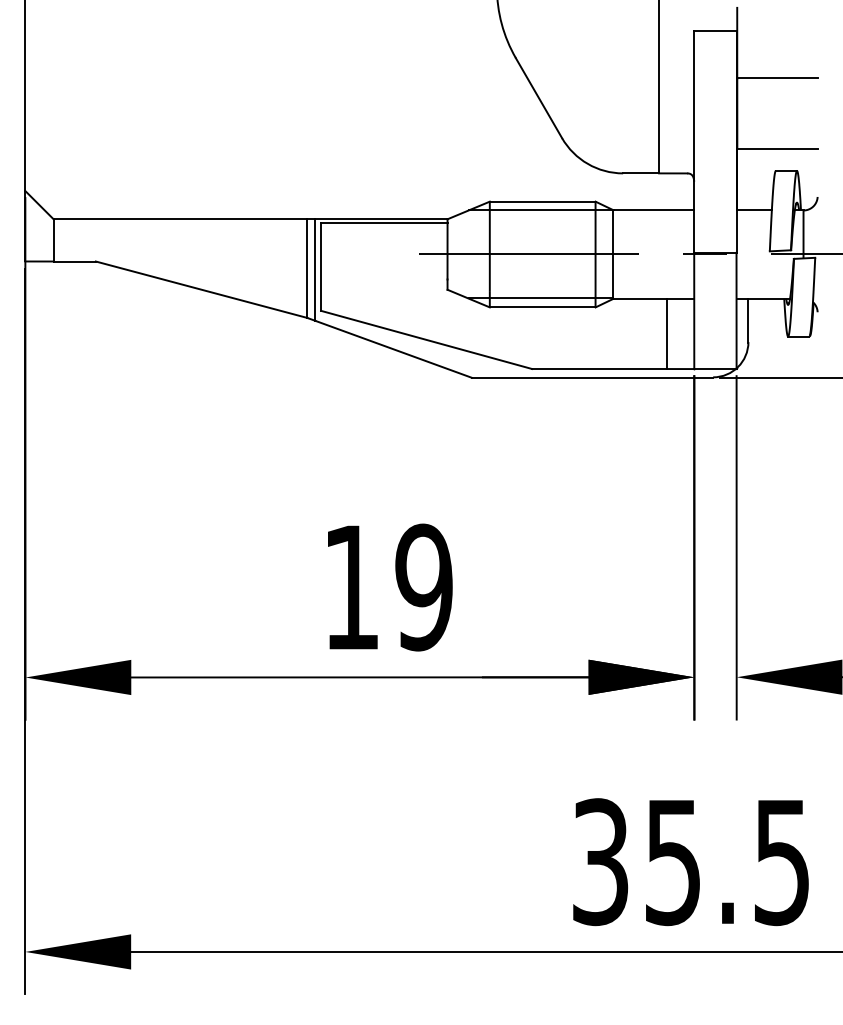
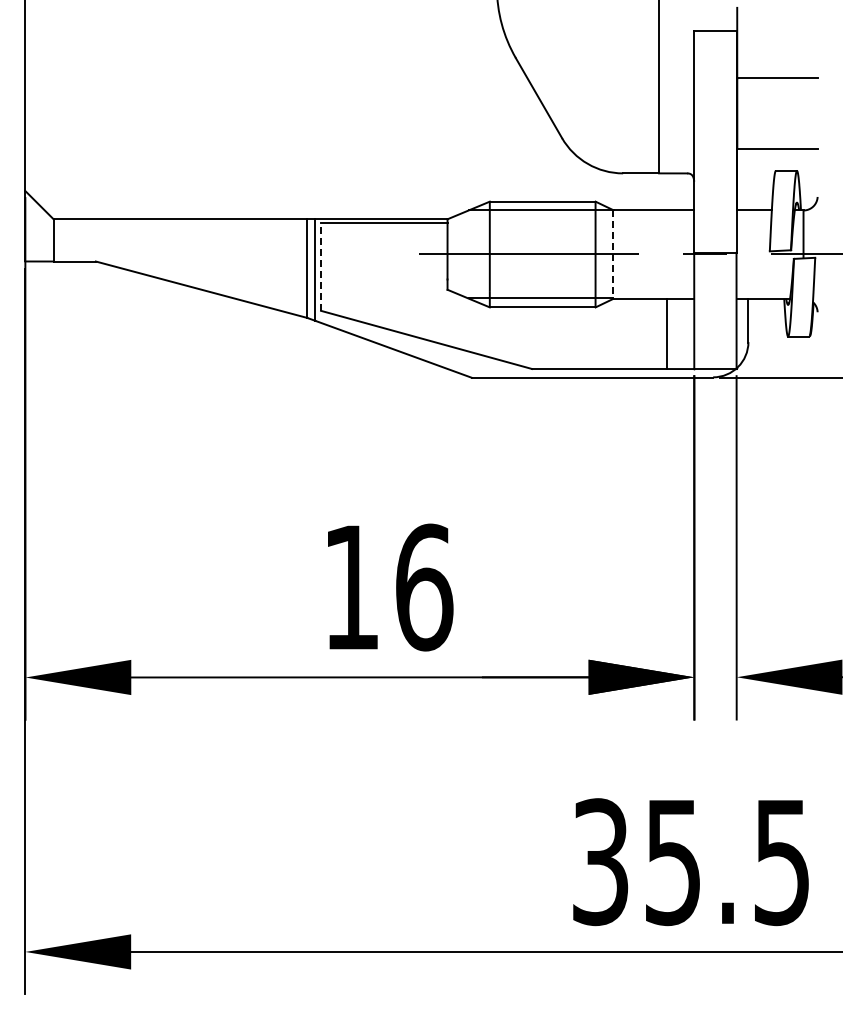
line: solid -> dashed (613, 255)
line: solid -> dashed (321, 266)
text: 19 -> 16 (424, 587)
